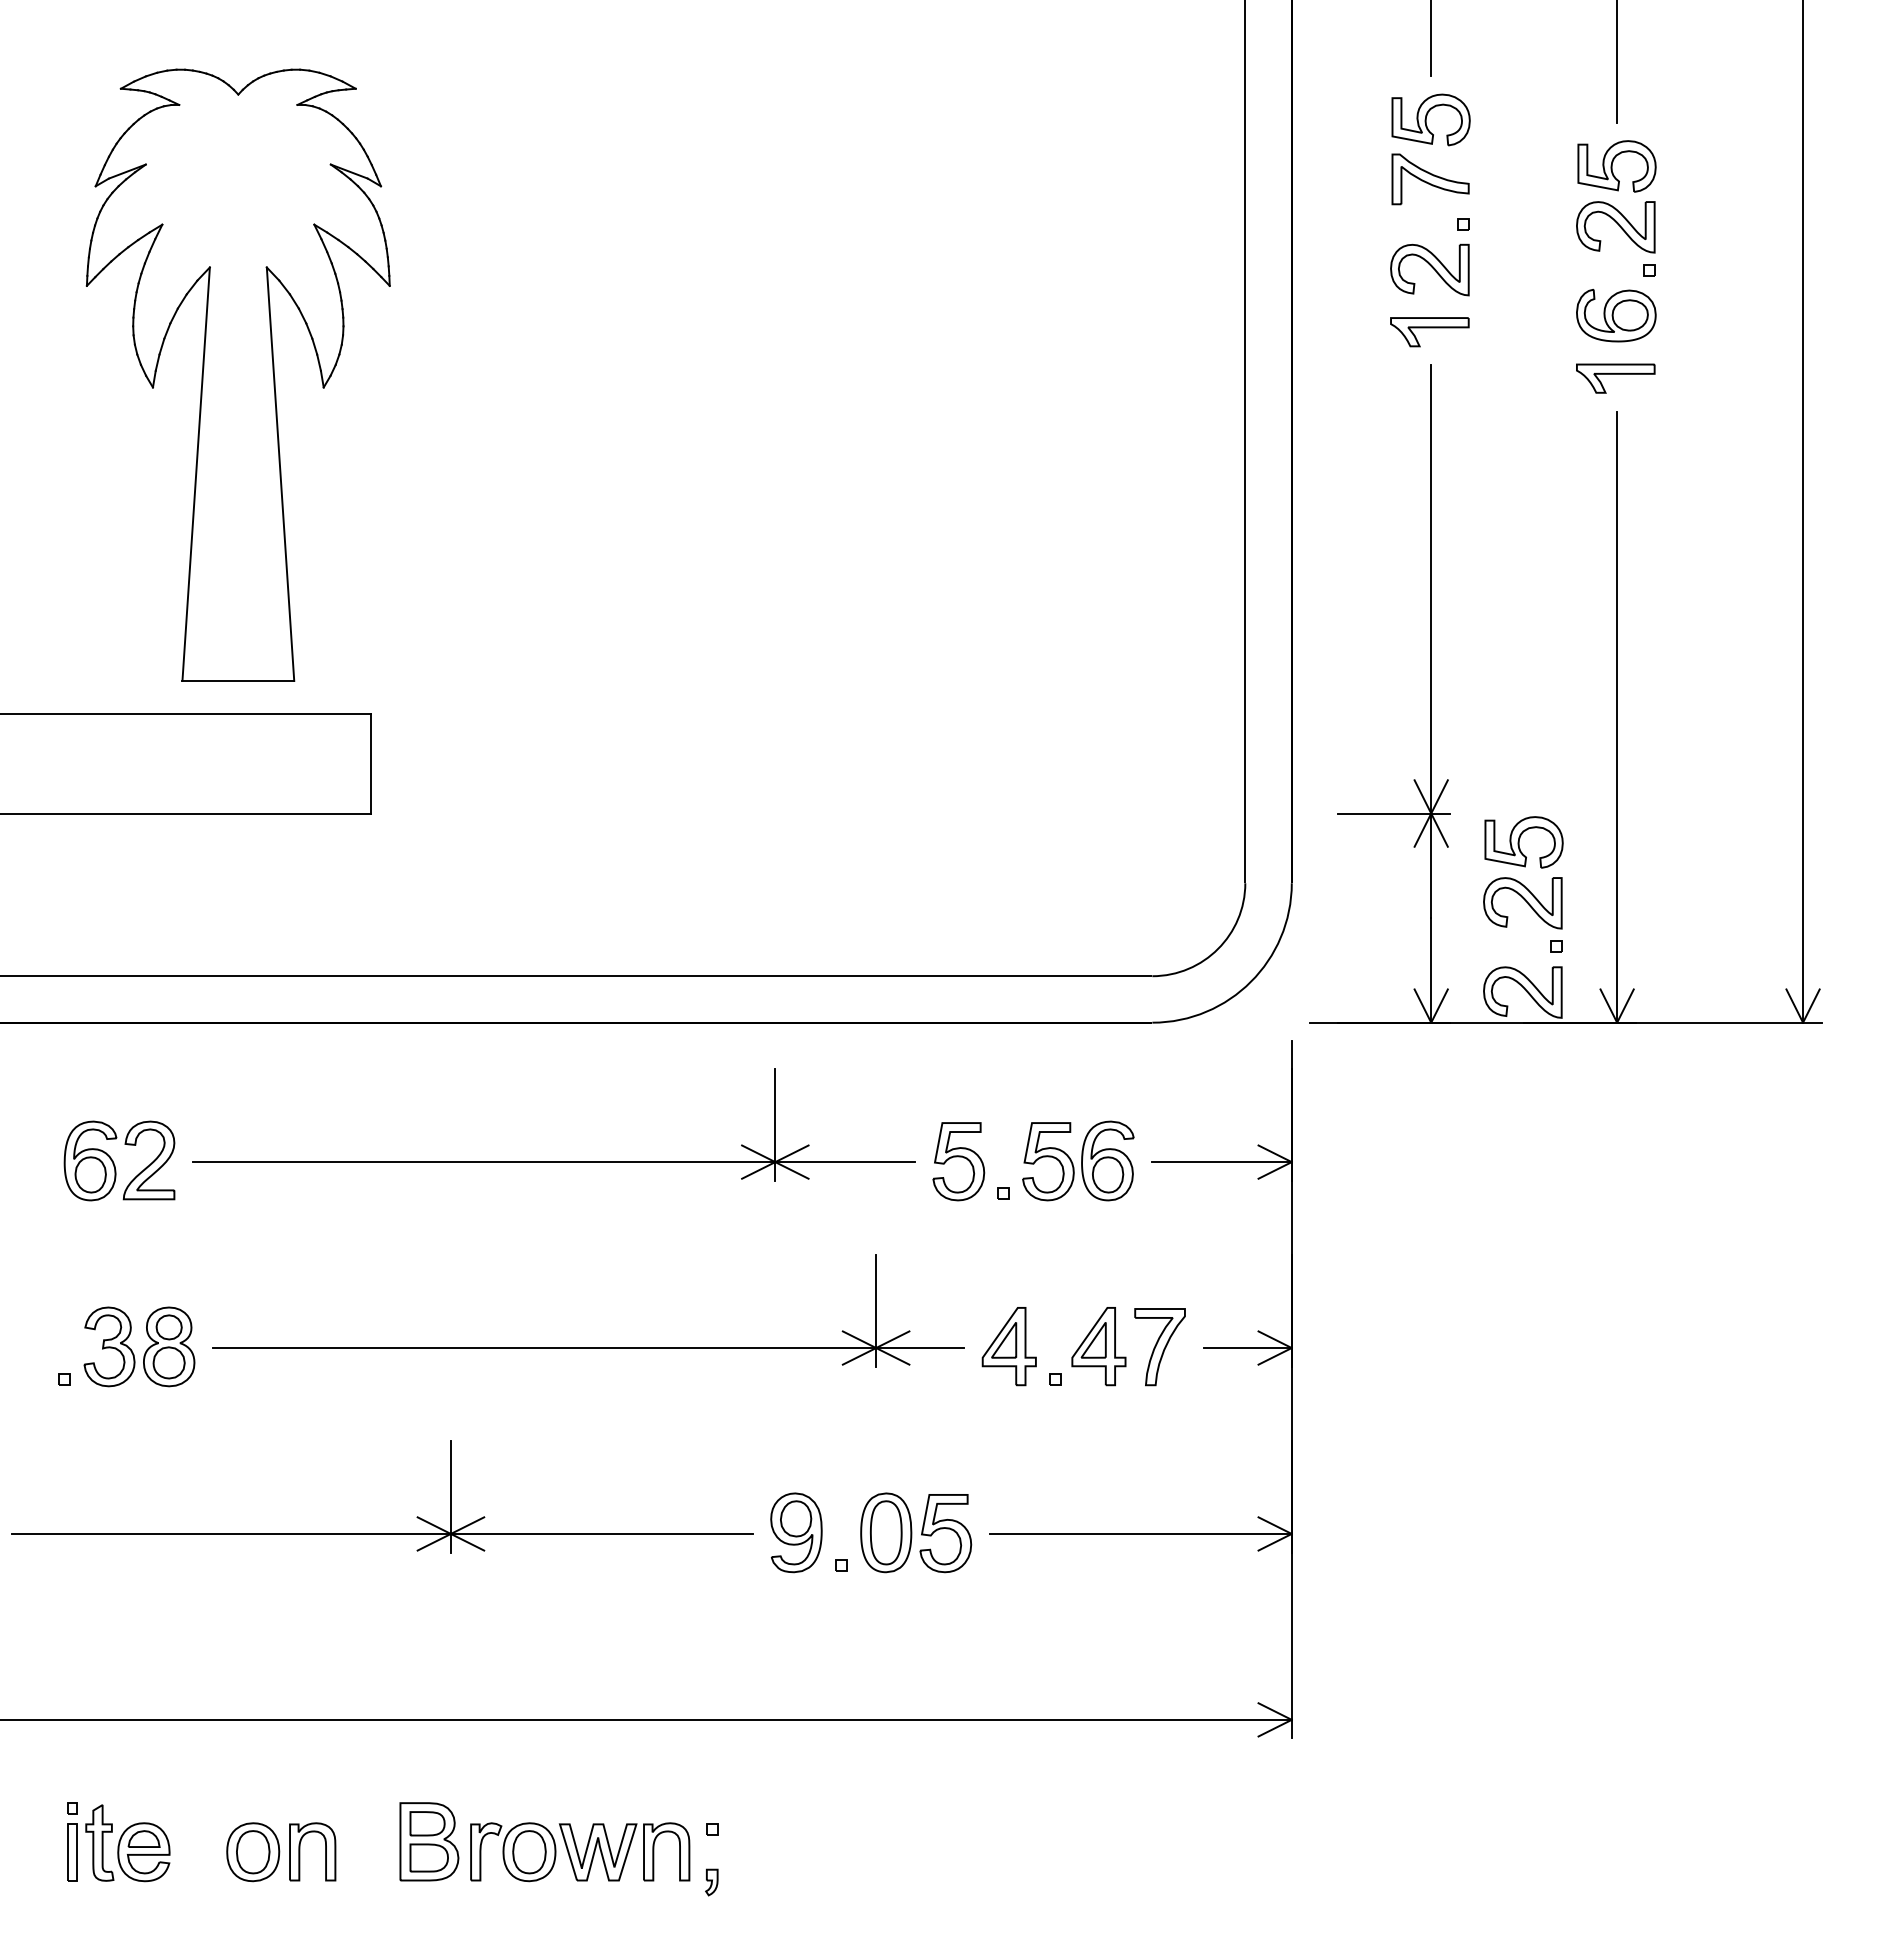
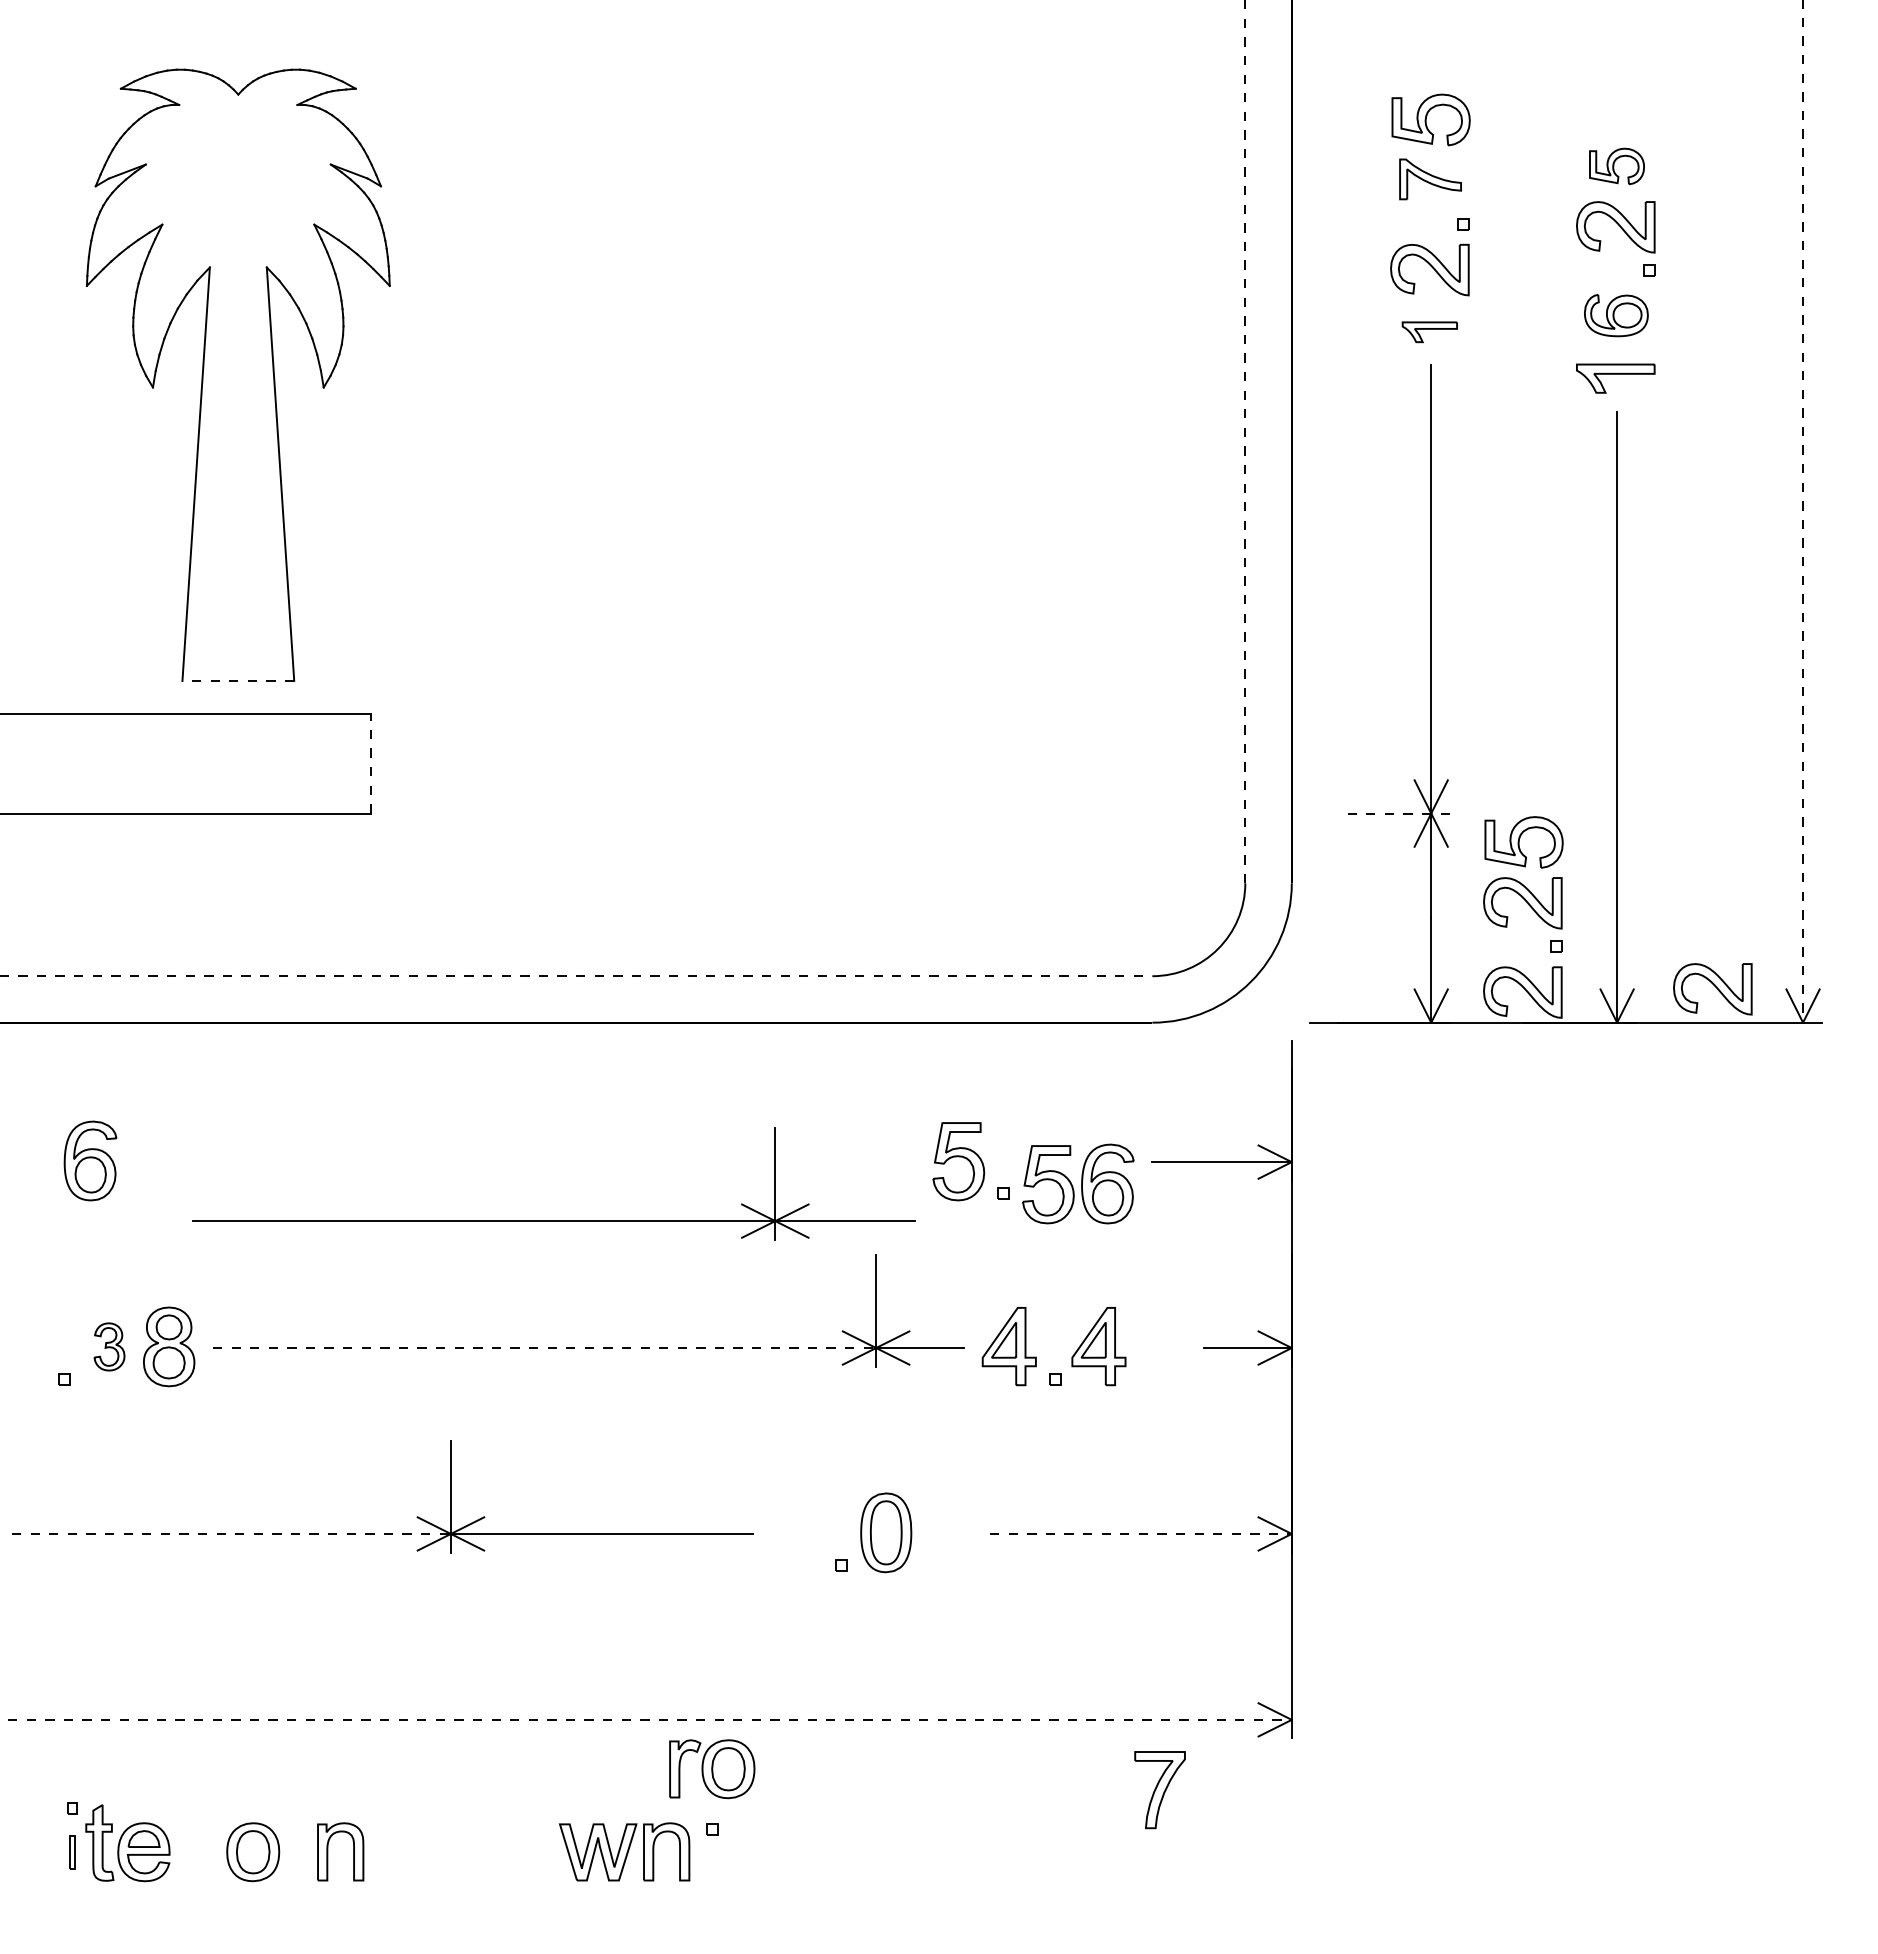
line: present -> none (1431, 39)
line: present -> none (1617, 62)
part size: 80x53 px -> 56x39 px (1616, 166)
part size: 79x53 px -> 63x43 px (1430, 179)
part size: 81x55 px -> 65x44 px (1616, 315)
part size: 80x31 px -> 57x23 px (1429, 332)
line: solid -> dashed (1245, 441)
line: solid -> dashed (1803, 511)
line: solid -> dashed (238, 680)
line: solid -> dashed (370, 763)
line: solid -> dashed (1394, 813)
line: solid -> dashed (576, 976)
part: none -> present (1712, 989)
part: present -> none (148, 1160)
part position: (1078, 1160) -> (1078, 1183) (1078, 1183)
part position: (553, 1161) -> (553, 1220) (553, 1220)
part size: 53x82 px -> 33x50 px (109, 1346)
part position: (1159, 1347) -> (1159, 1790) (1159, 1790)
line: solid -> dashed (544, 1348)
part: present -> none (796, 1532)
line: solid -> dashed (231, 1533)
part: present -> none (945, 1533)
line: solid -> dashed (1140, 1533)
line: solid -> dashed (646, 1719)
part: present -> none (429, 1841)
part position: (300, 1851) -> (328, 1851) (328, 1851)
part size: 11x59 px -> 7x35 px (72, 1852)
part position: (513, 1852) -> (712, 1769) (712, 1769)
part: present -> none (711, 1882)
